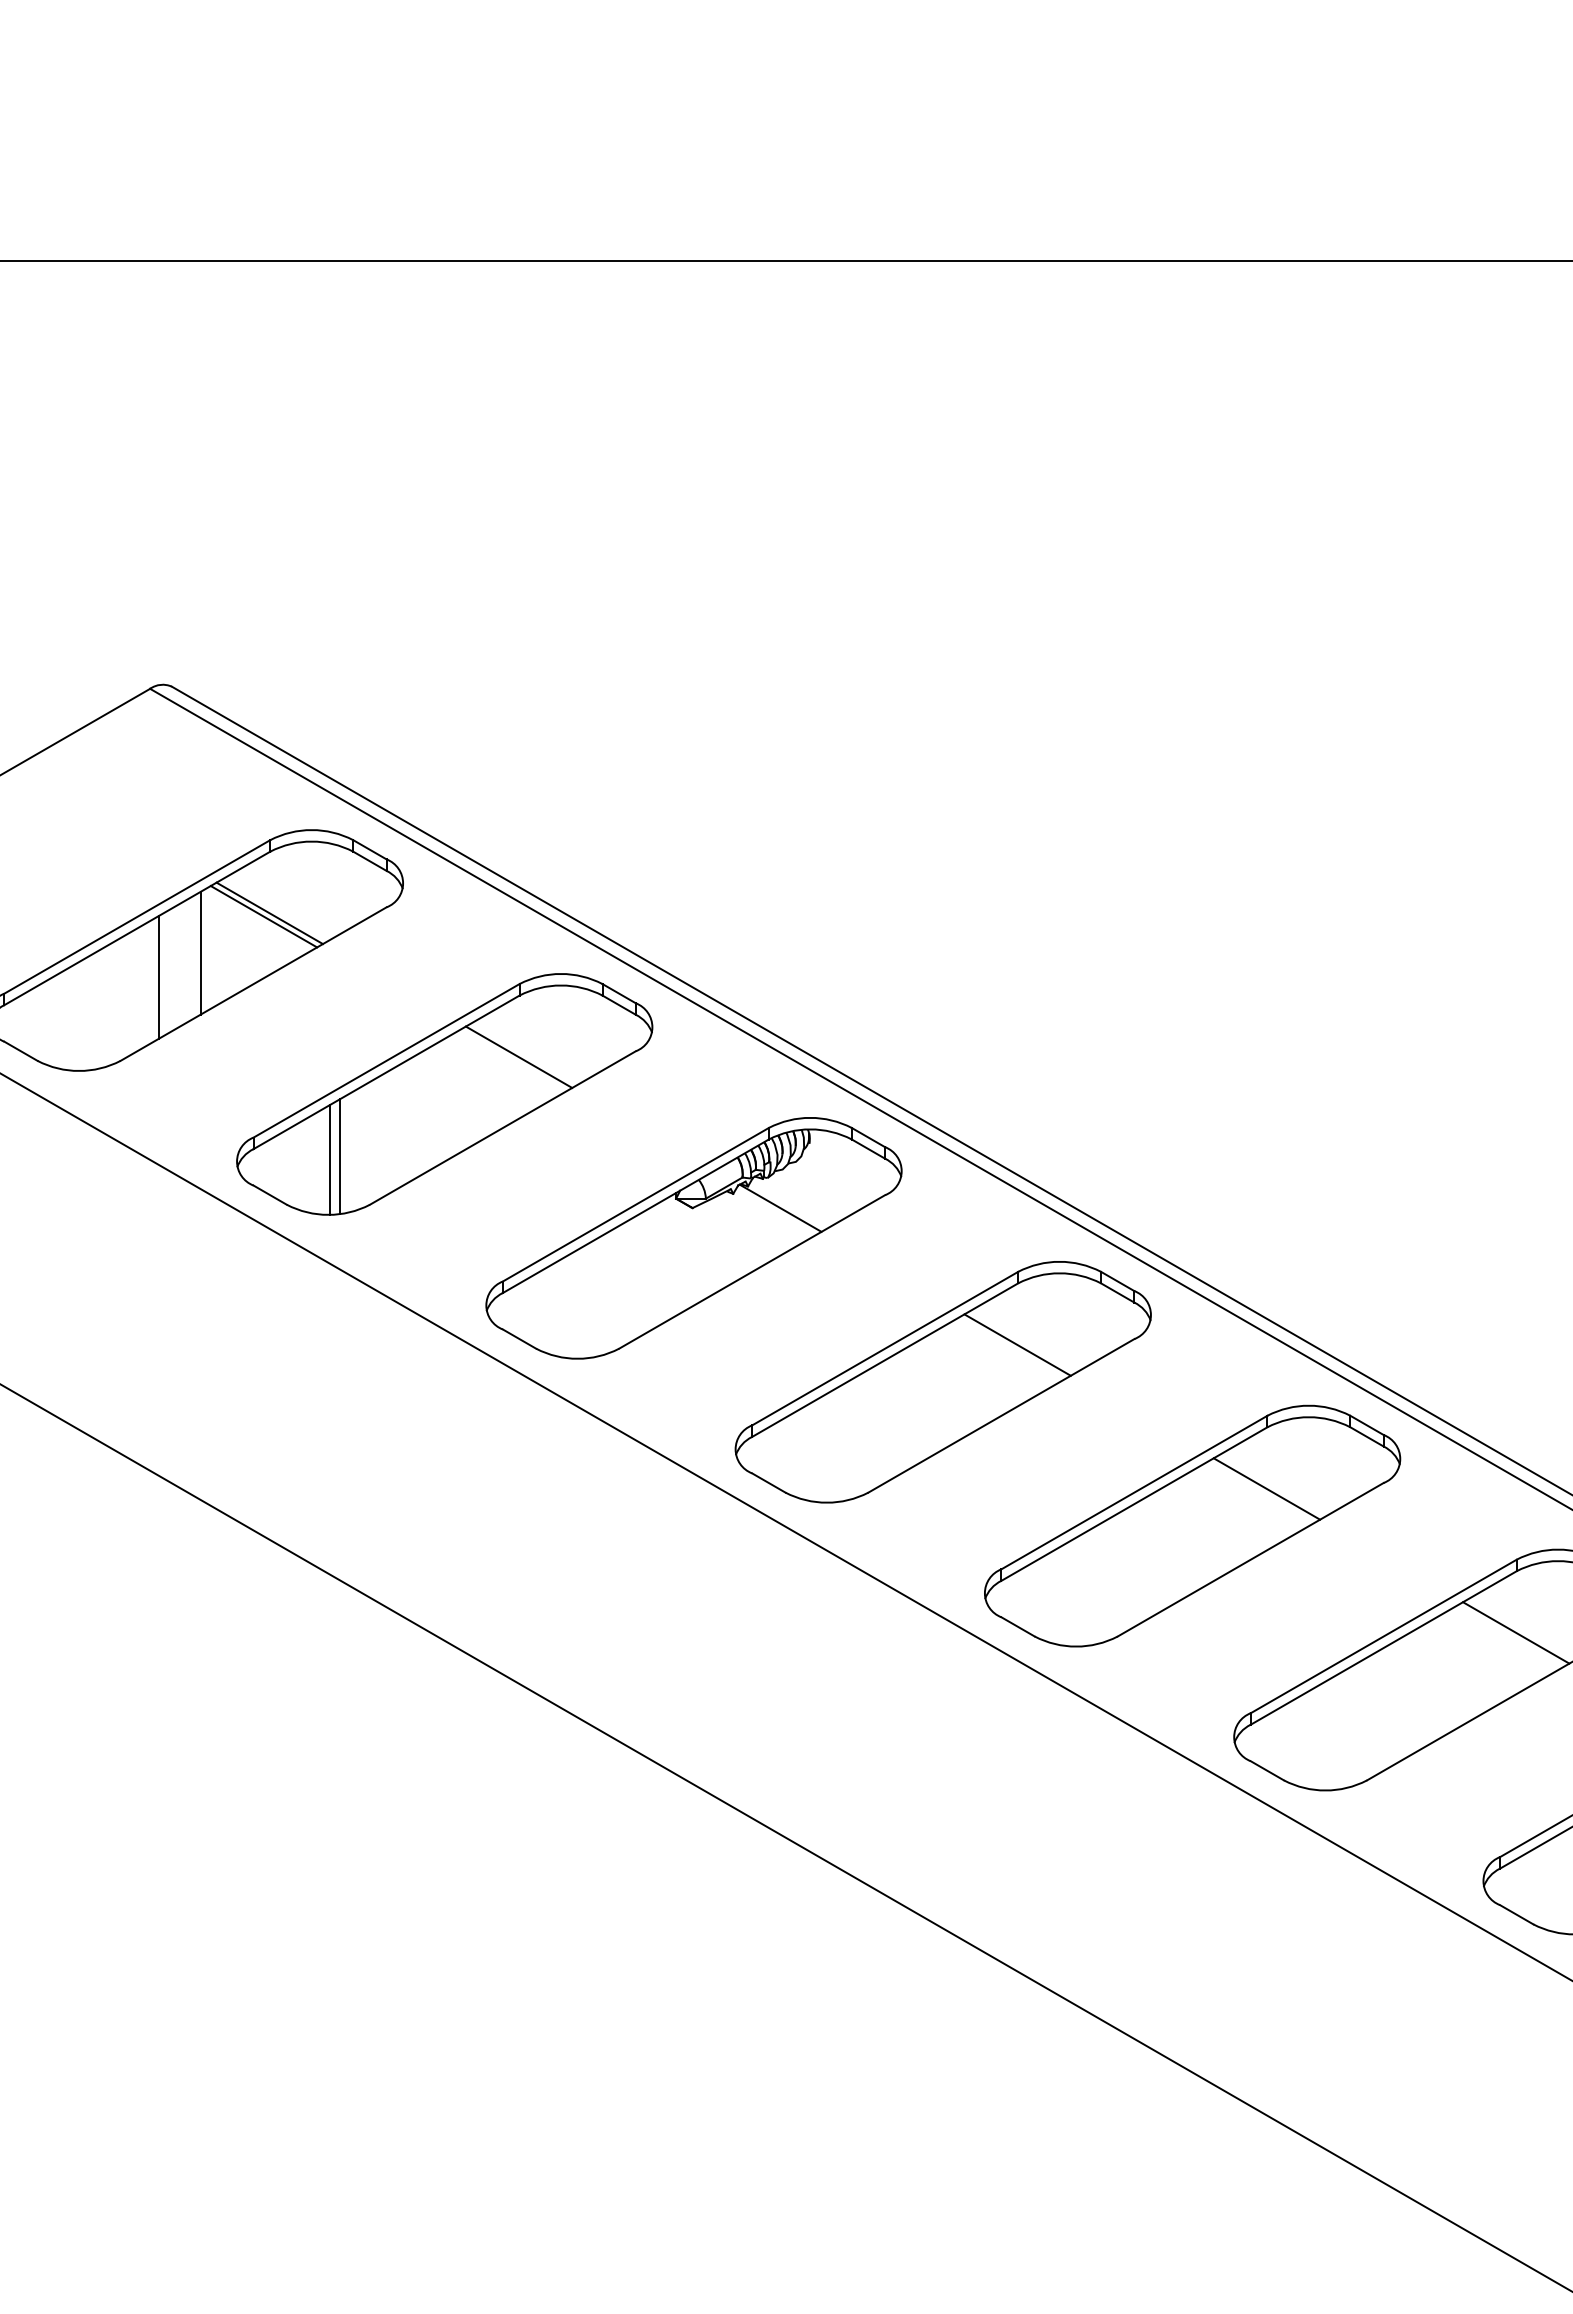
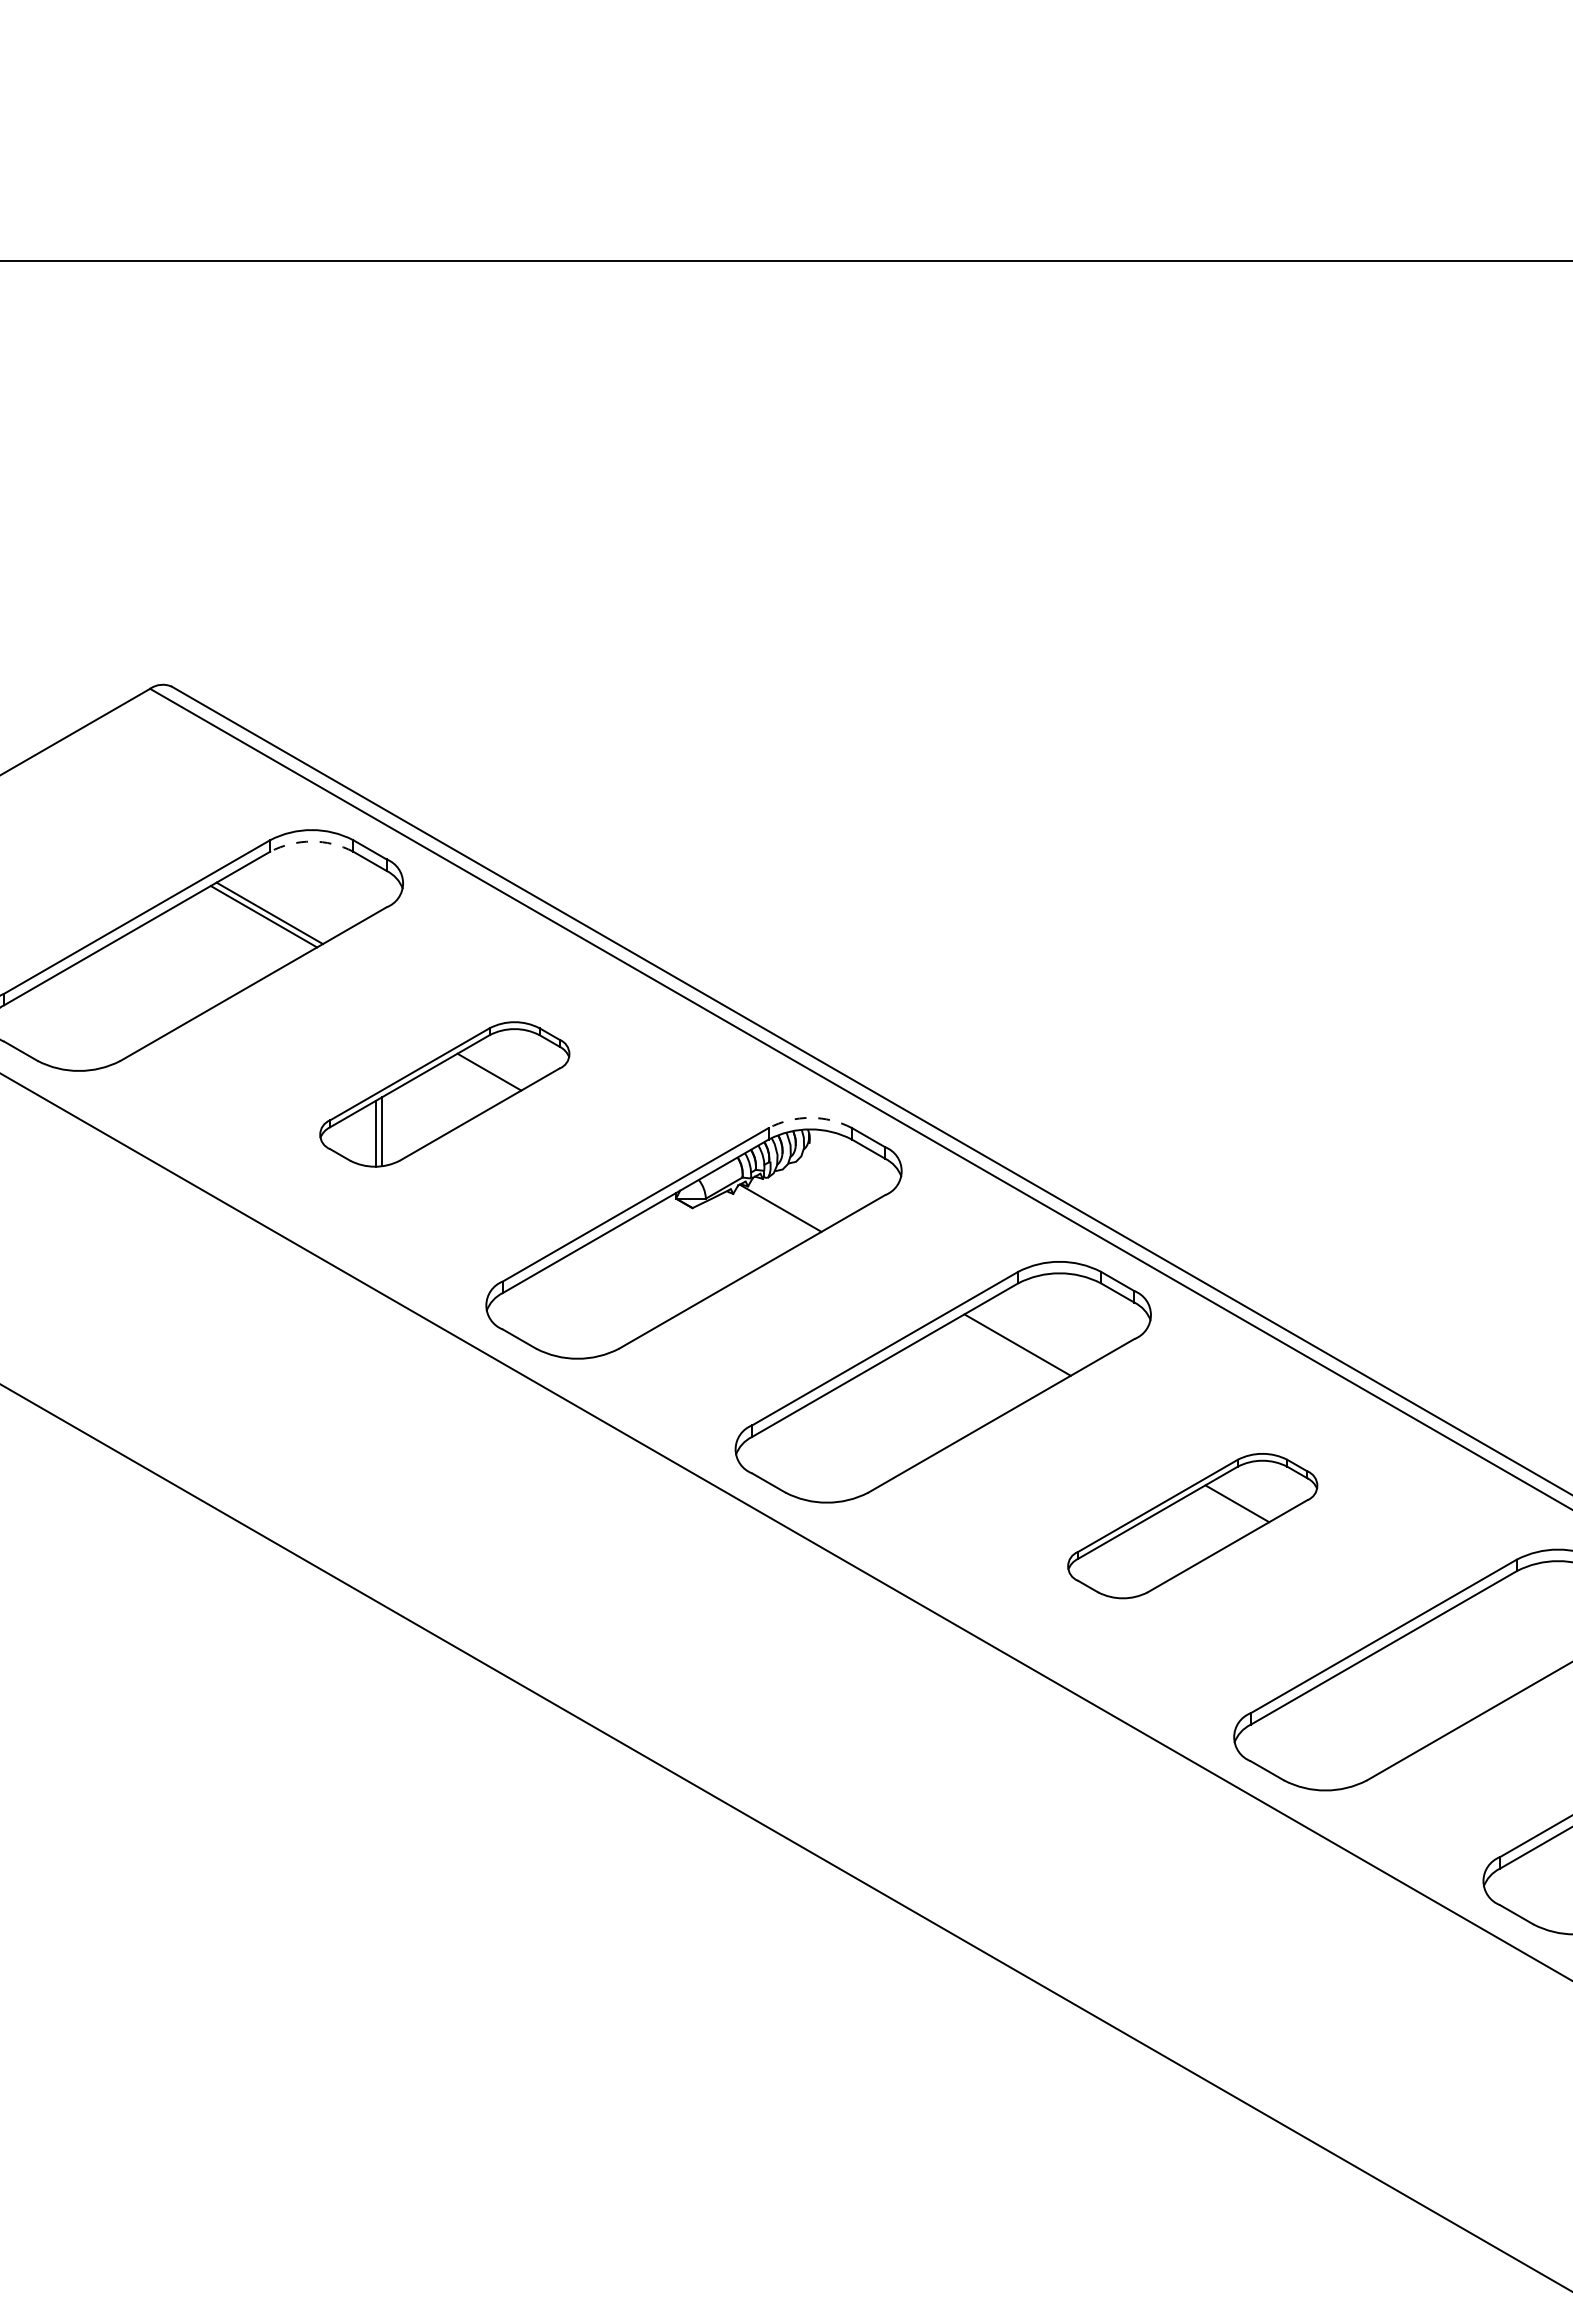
arc: solid -> dashed (311, 841)
line: present -> none (200, 952)
line: present -> none (159, 976)
part size: 418x243 px -> 252x147 px (444, 1094)
arc: solid -> dashed (810, 1117)
part size: 418x244 px -> 252x147 px (1192, 1526)
line: present -> none (1516, 1632)
